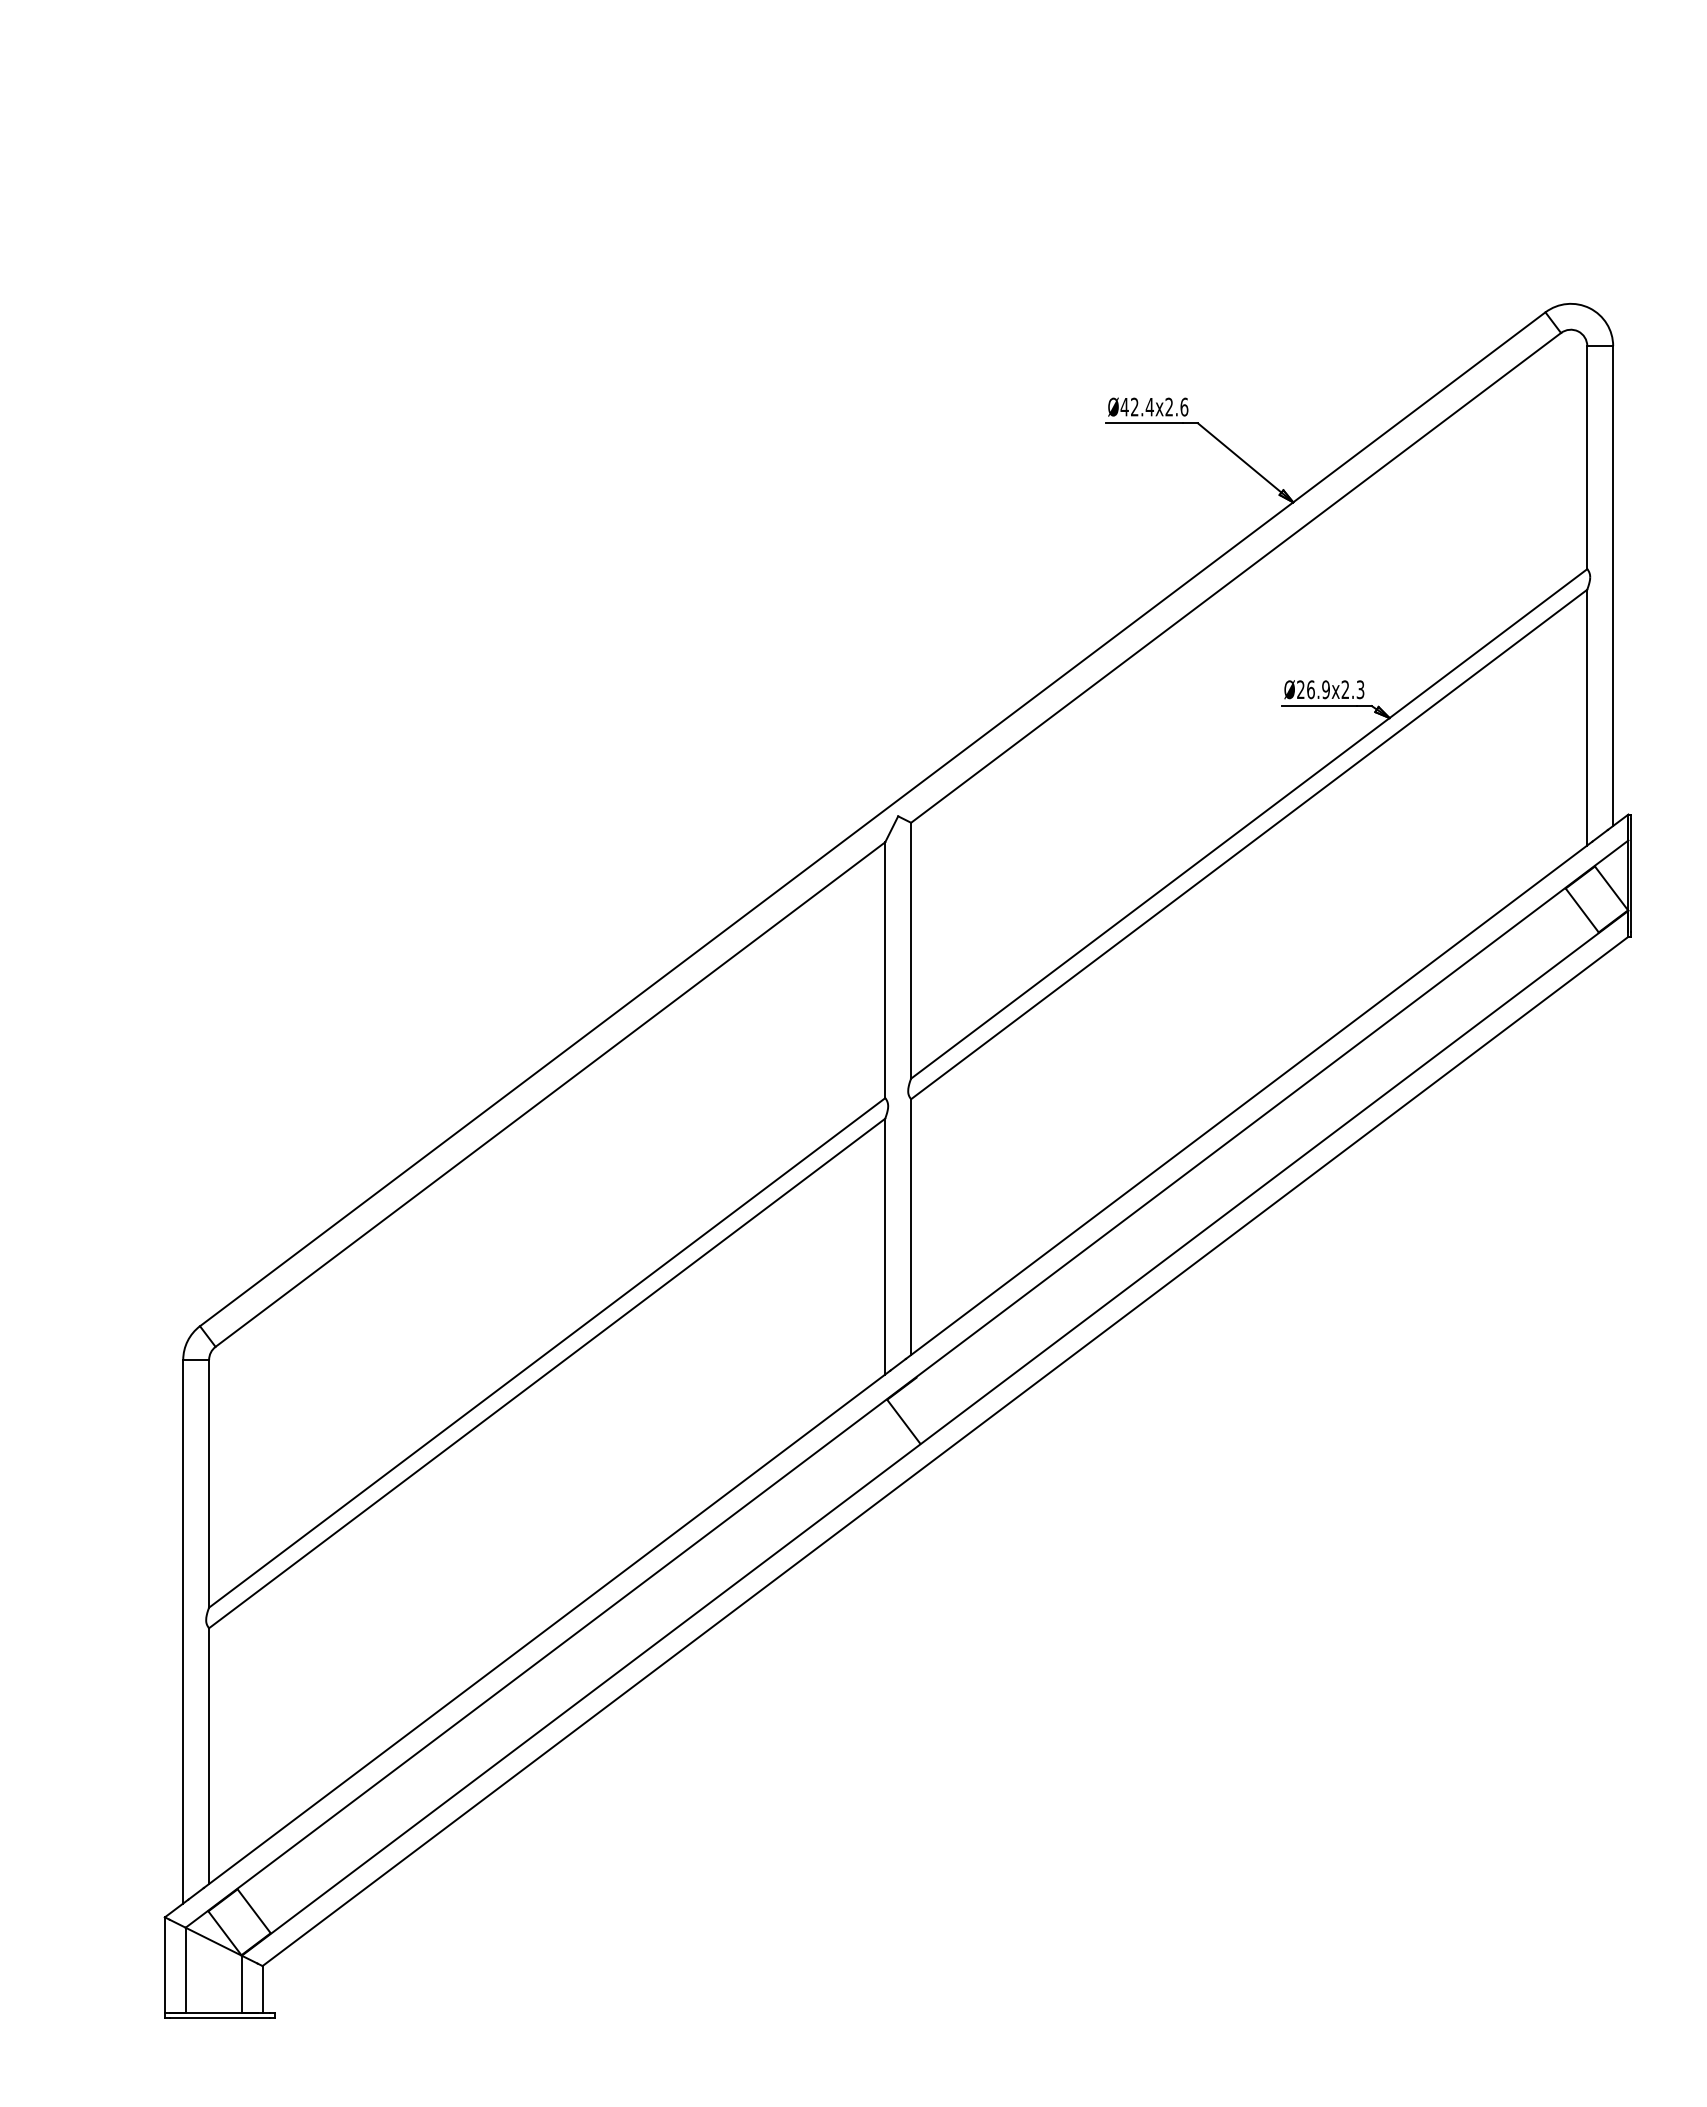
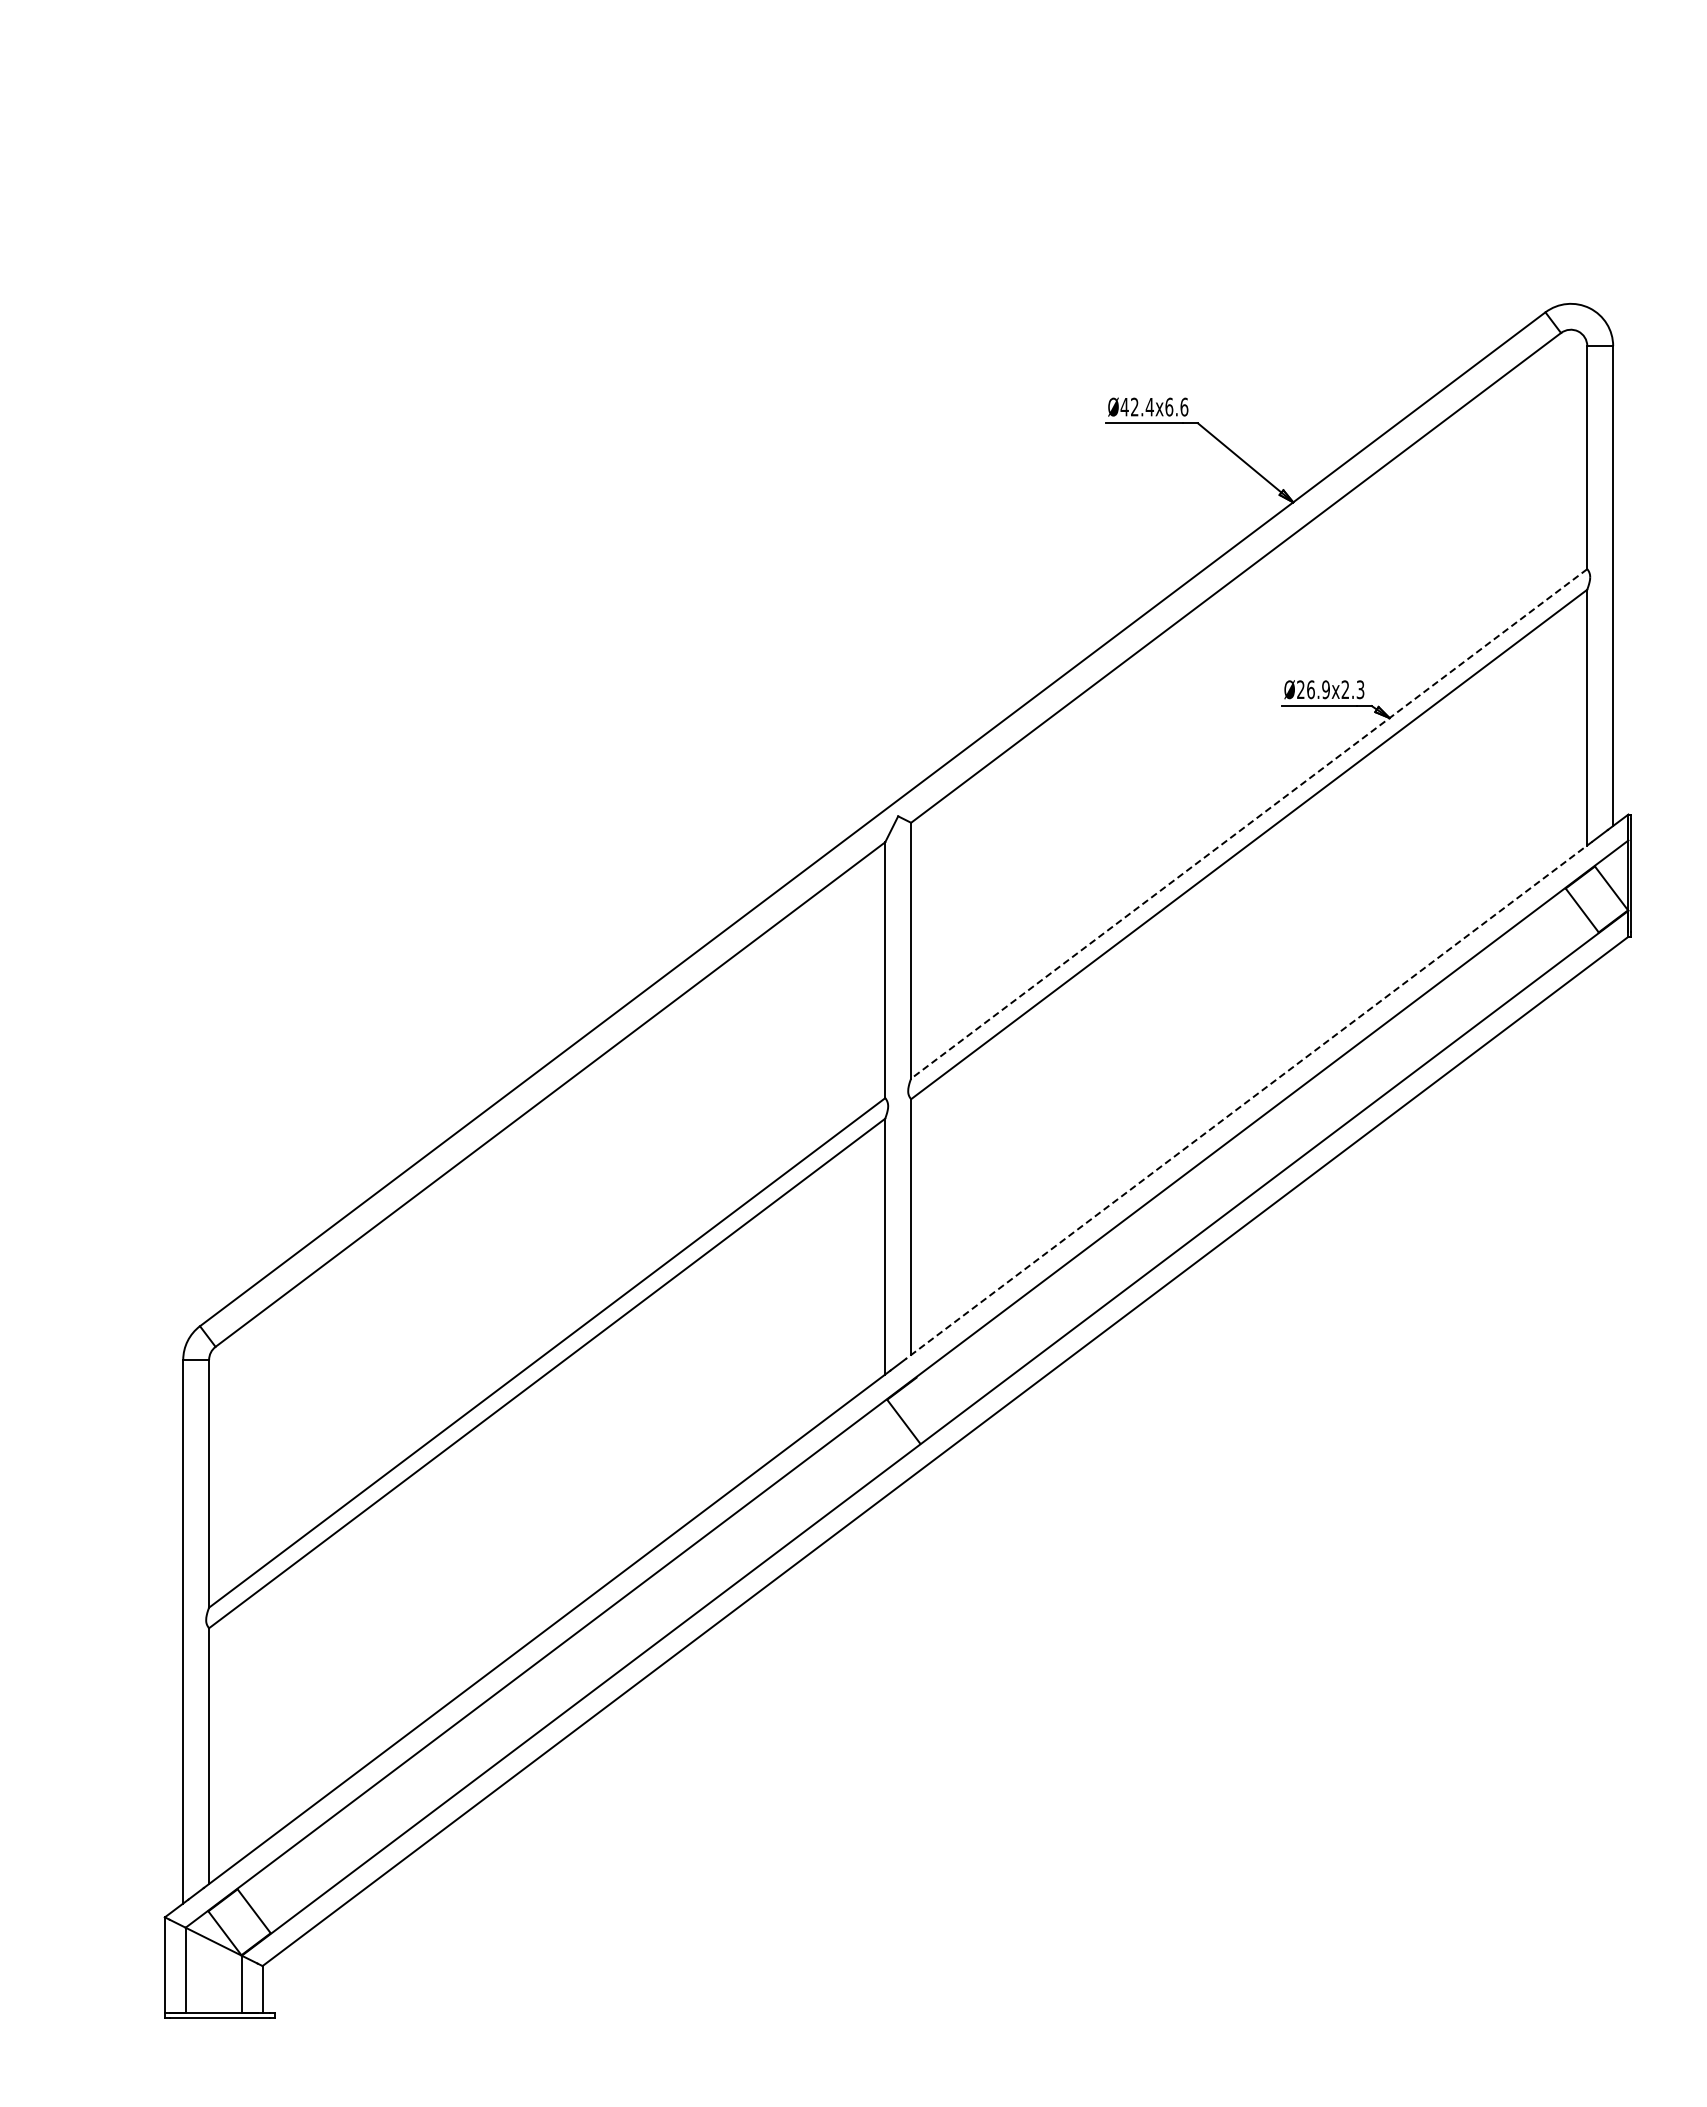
text: Ø42.4x2.6 -> Ø42.4x6.6 (1169, 406)
line: solid -> dashed (1248, 824)
line: solid -> dashed (1249, 1100)
